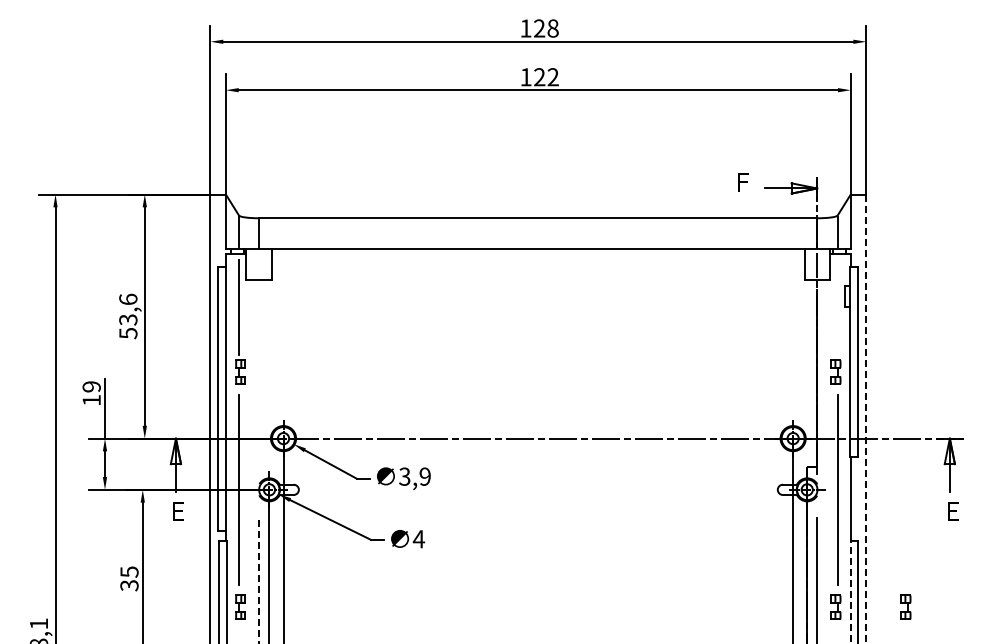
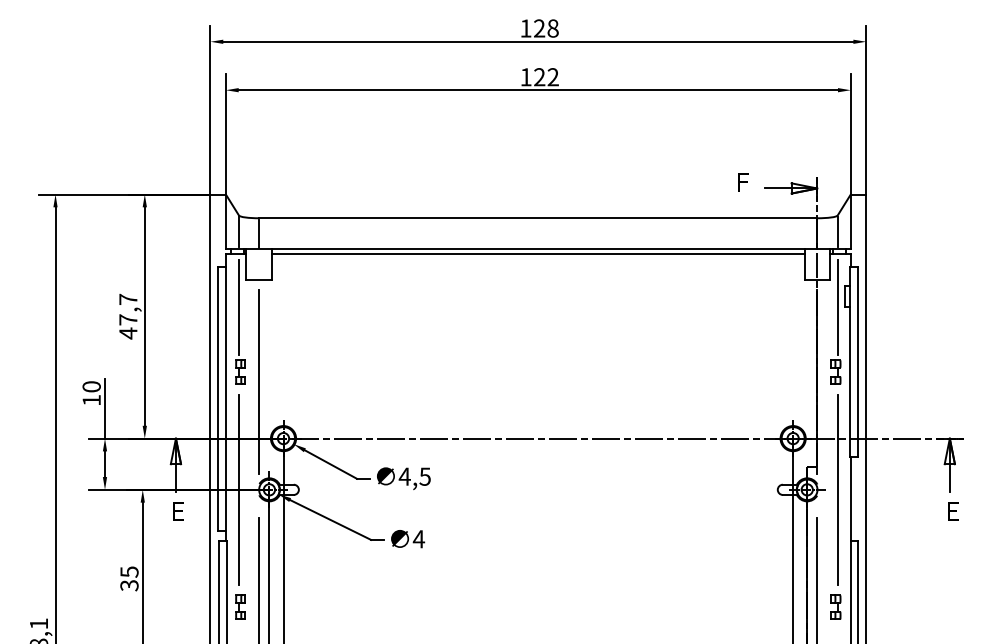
line: none -> present (538, 254)
line: none -> present (837, 306)
text: 53,6 -> 47,7 (128, 316)
line: none -> present (259, 381)
text: 19 -> 10 (91, 386)
line: dashed -> solid (866, 419)
text: 3,9 -> 4,5 (414, 476)
line: dashed -> solid (259, 581)
line: dashed -> solid (850, 591)
part: present -> none (905, 606)
